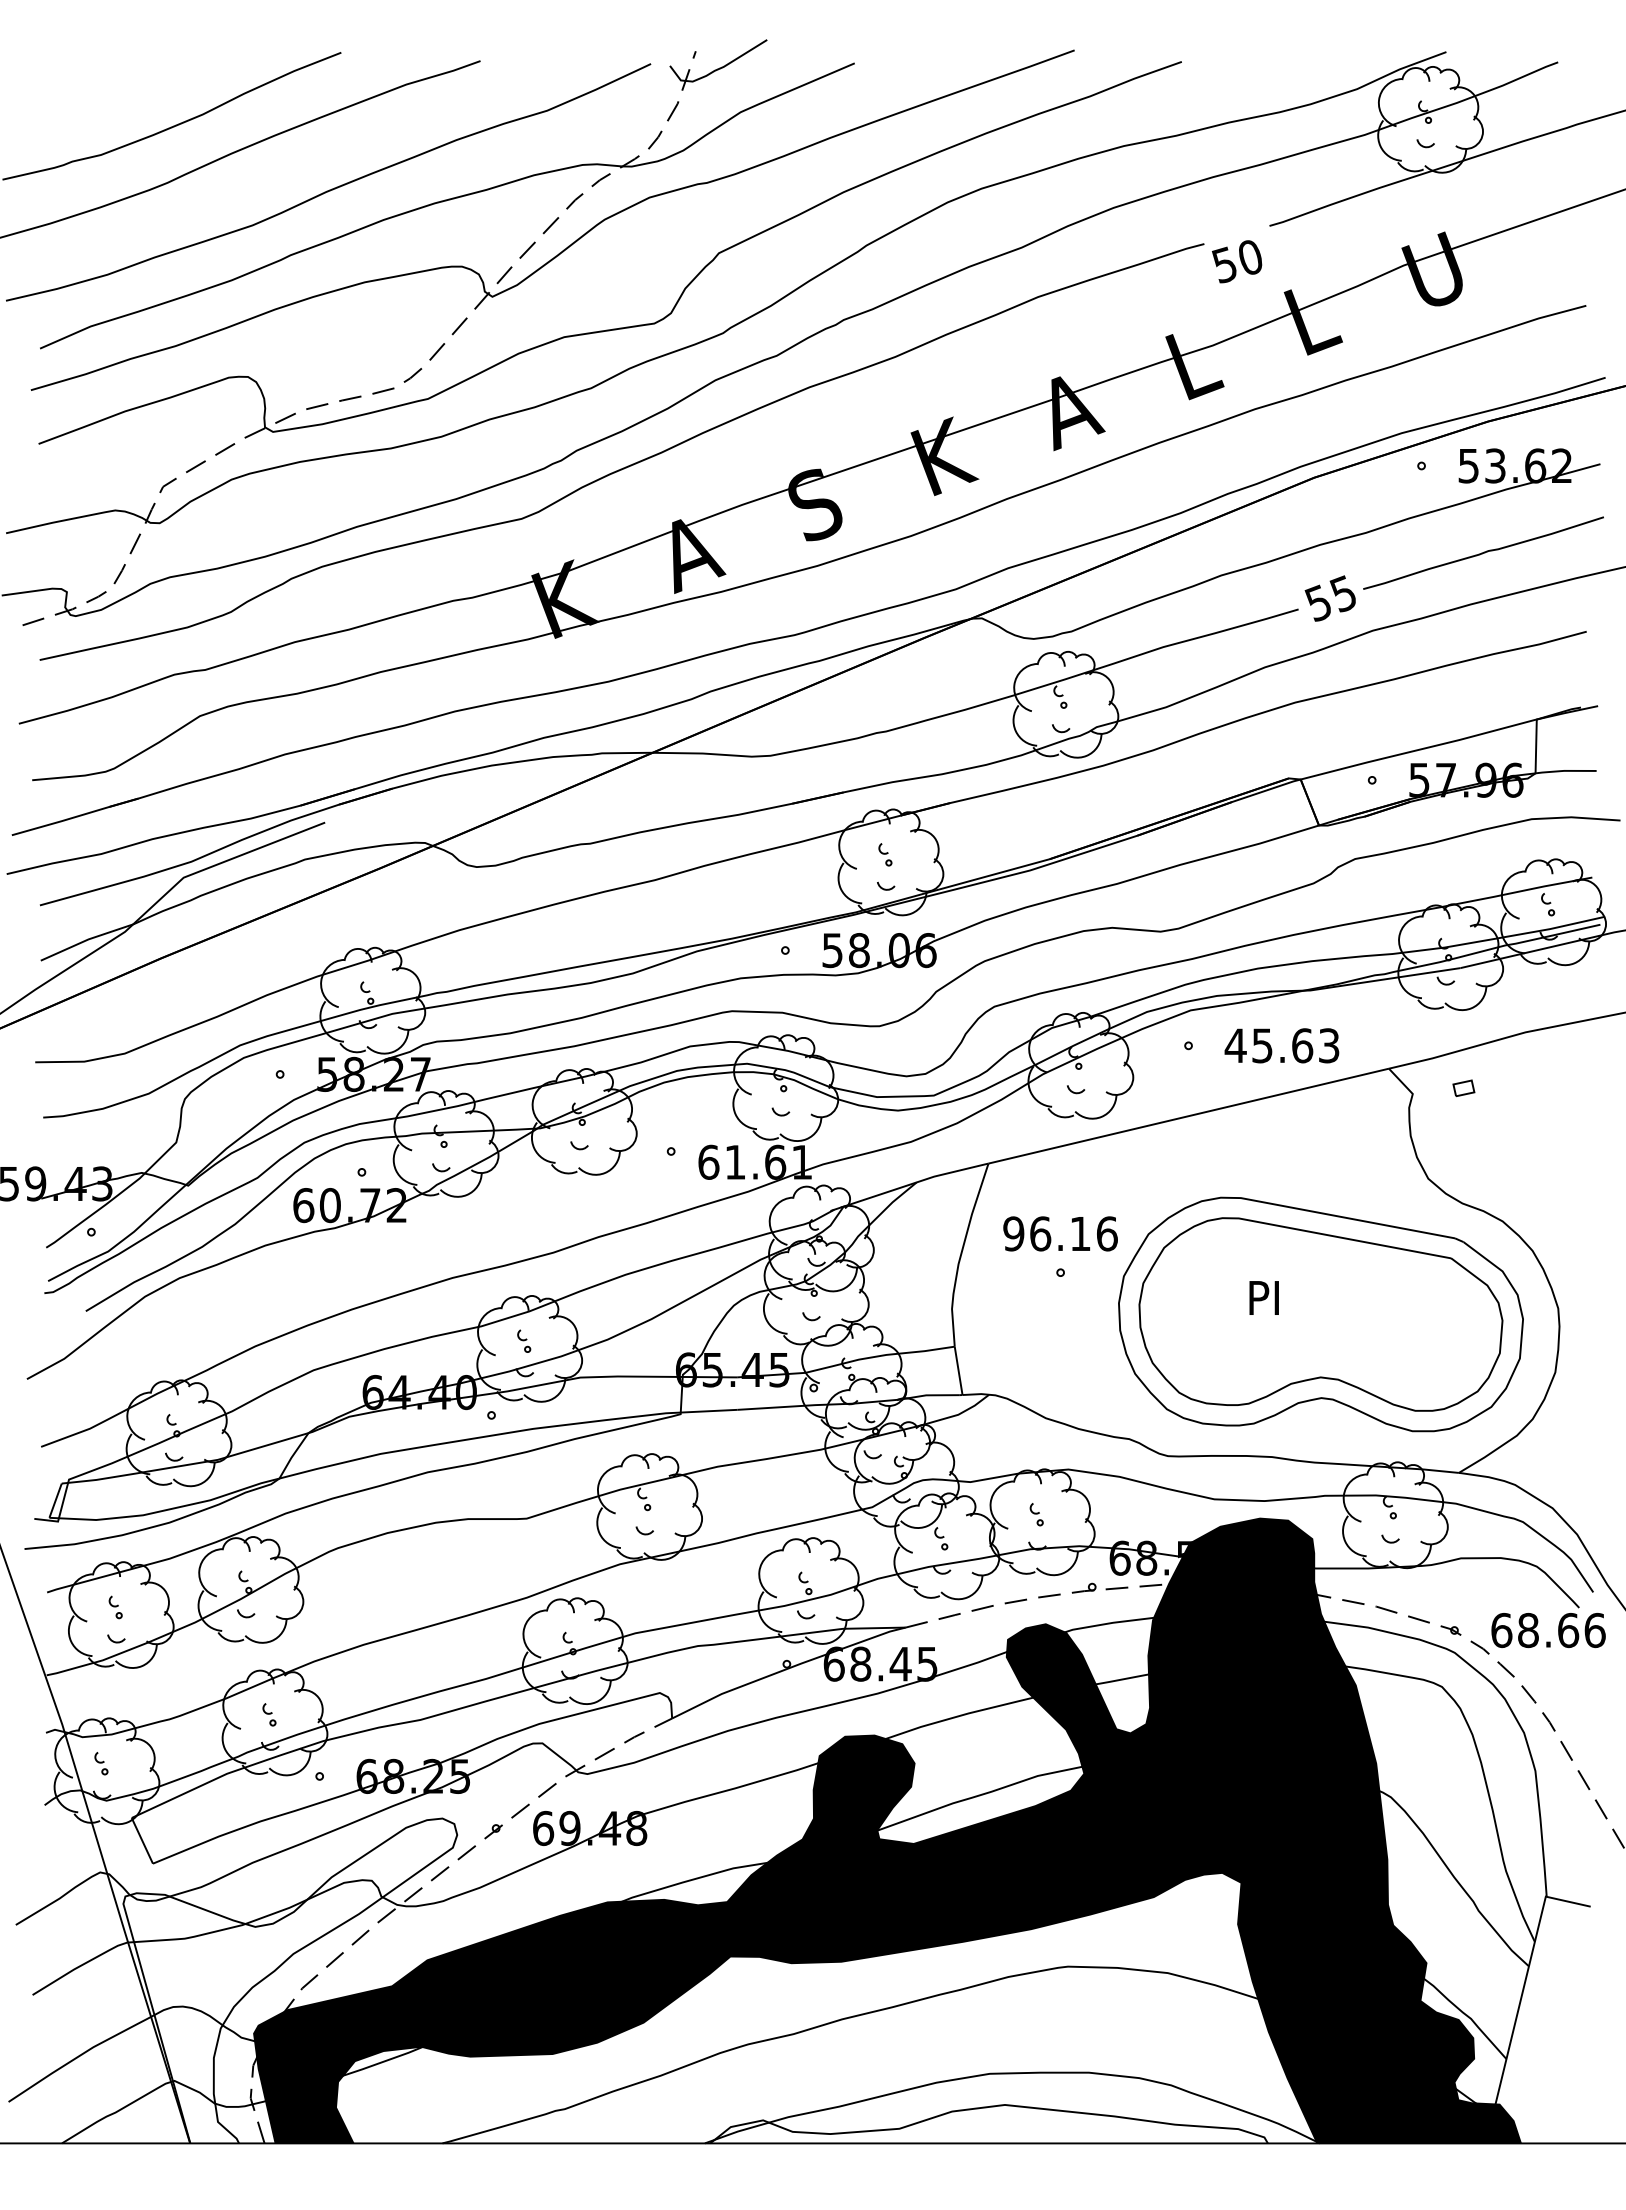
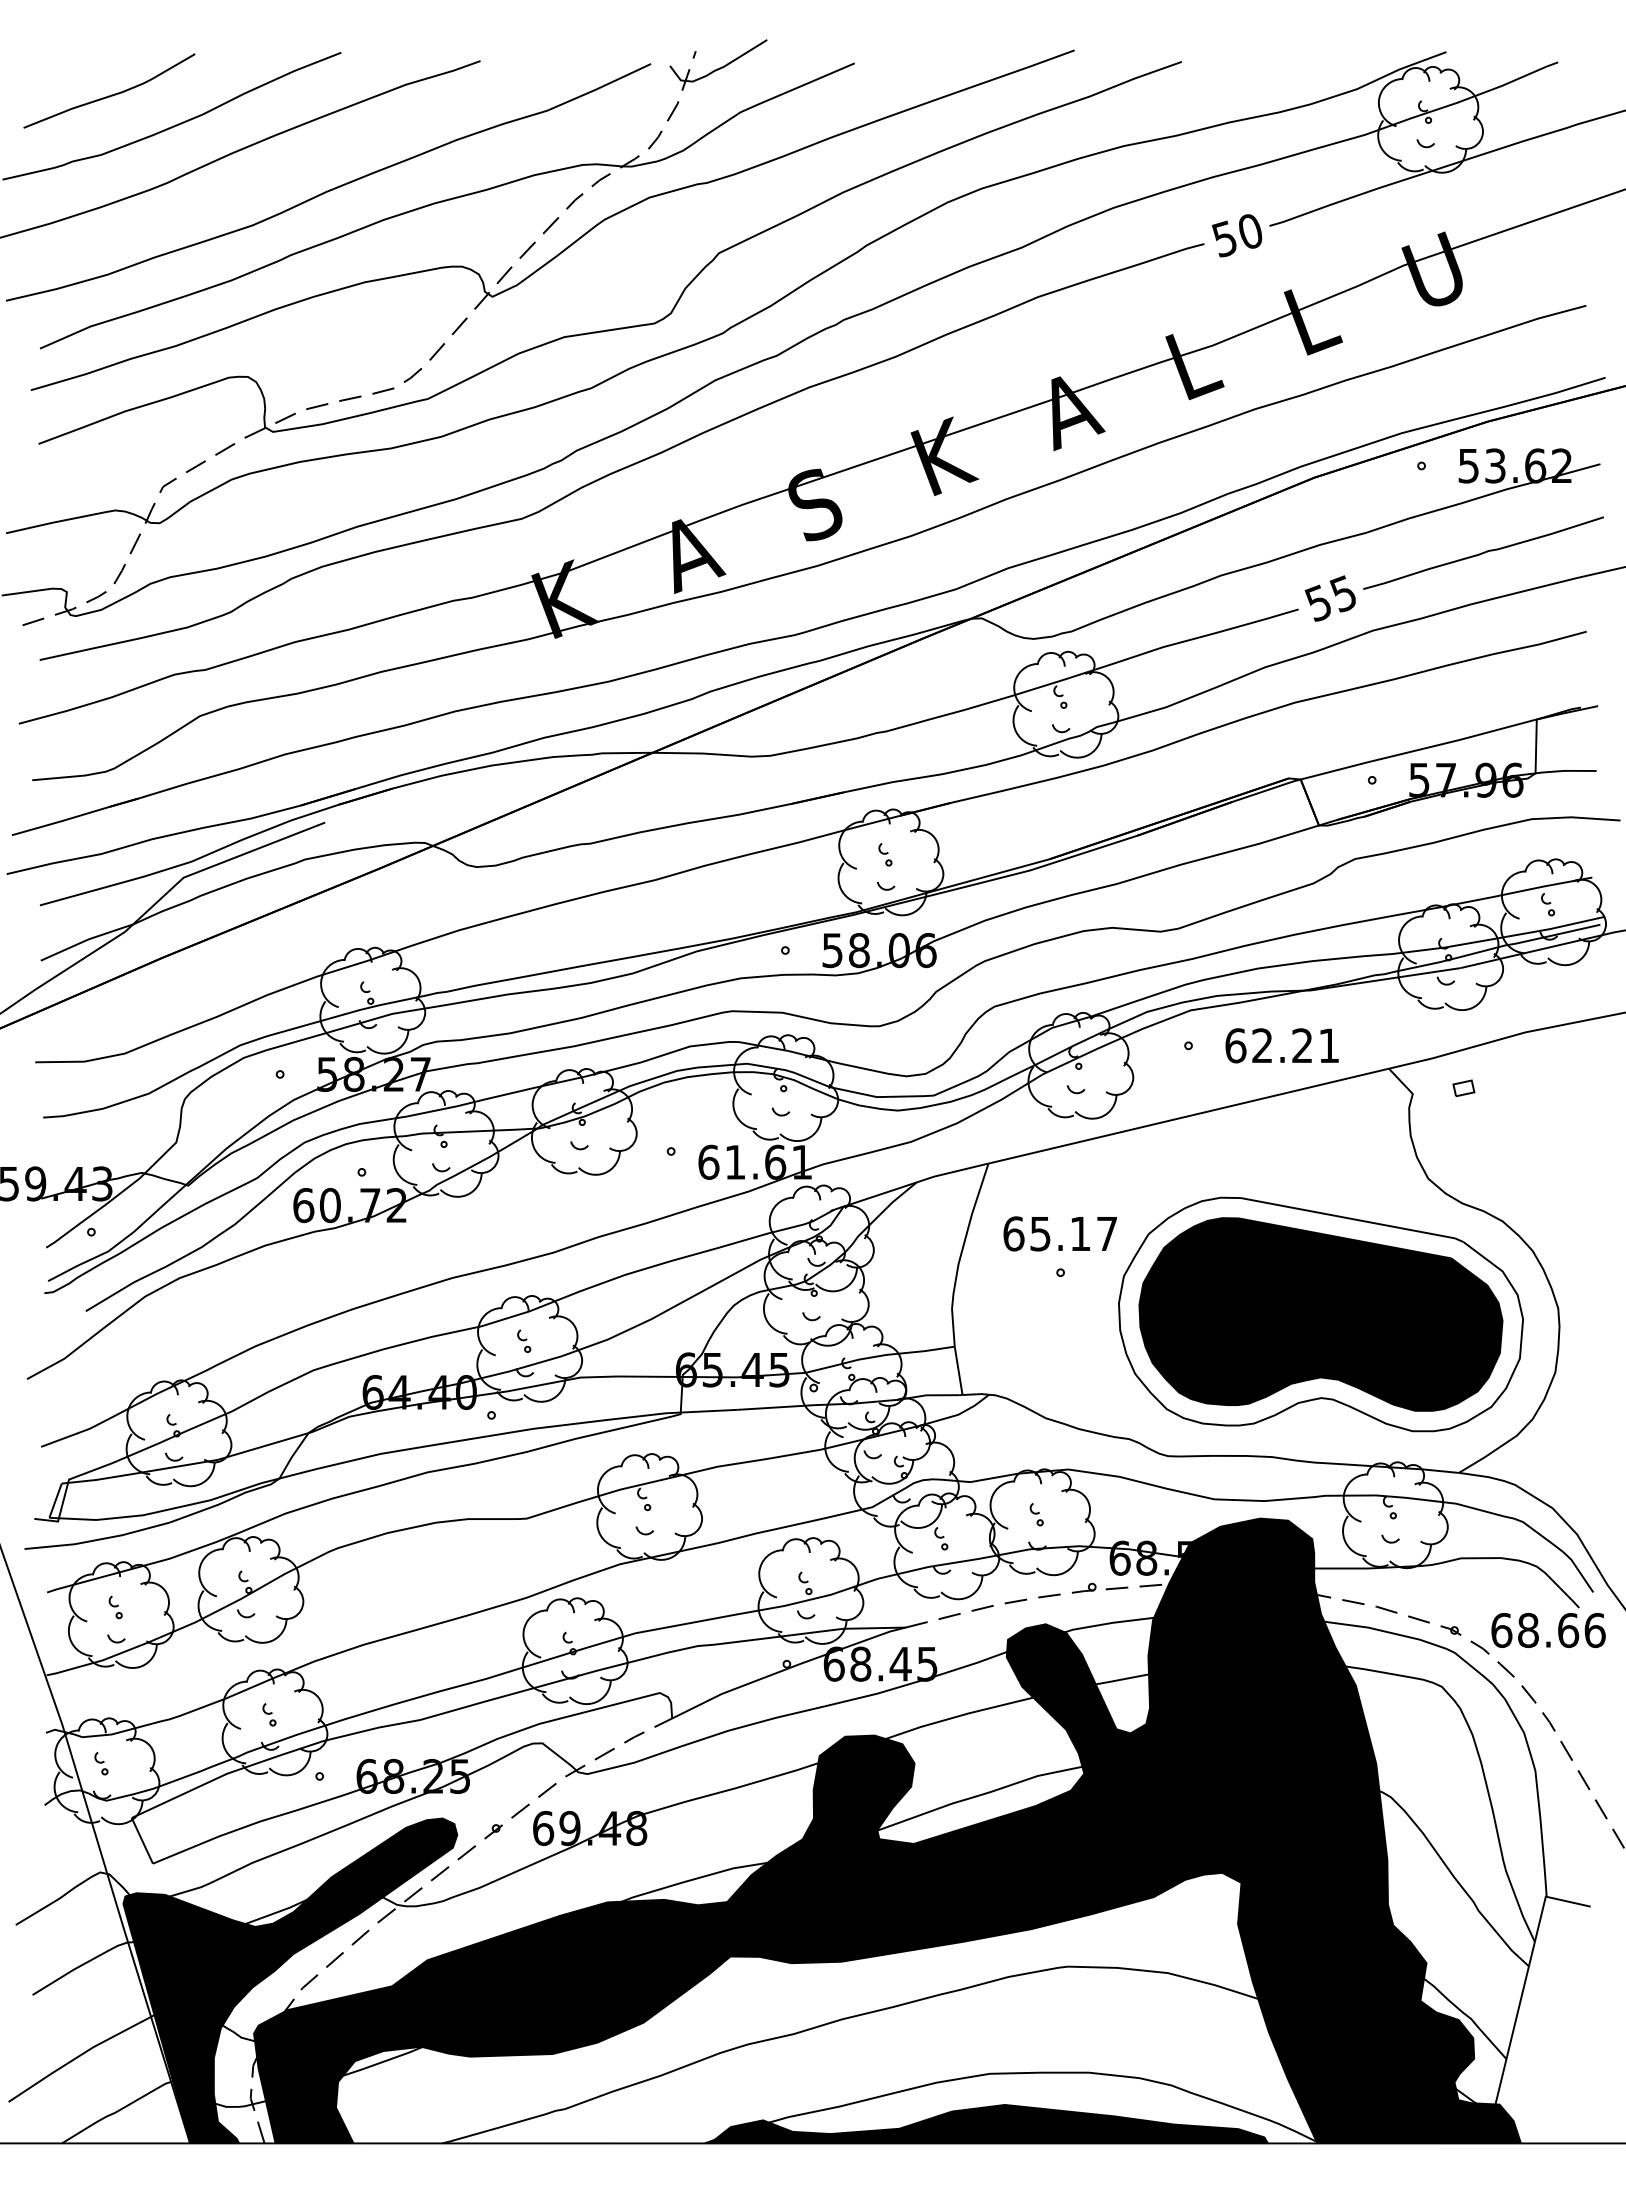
curve: none -> present (111, 94)
text position: (1237, 261) -> (1237, 235) (1237, 235)
text: 45.63 -> 62.21 (1281, 1045)
text: 96.16 -> 65.17 (1060, 1233)
fill: none -> present (1320, 1314)
fill: none -> present (290, 1980)
fill: none -> present (988, 2123)
